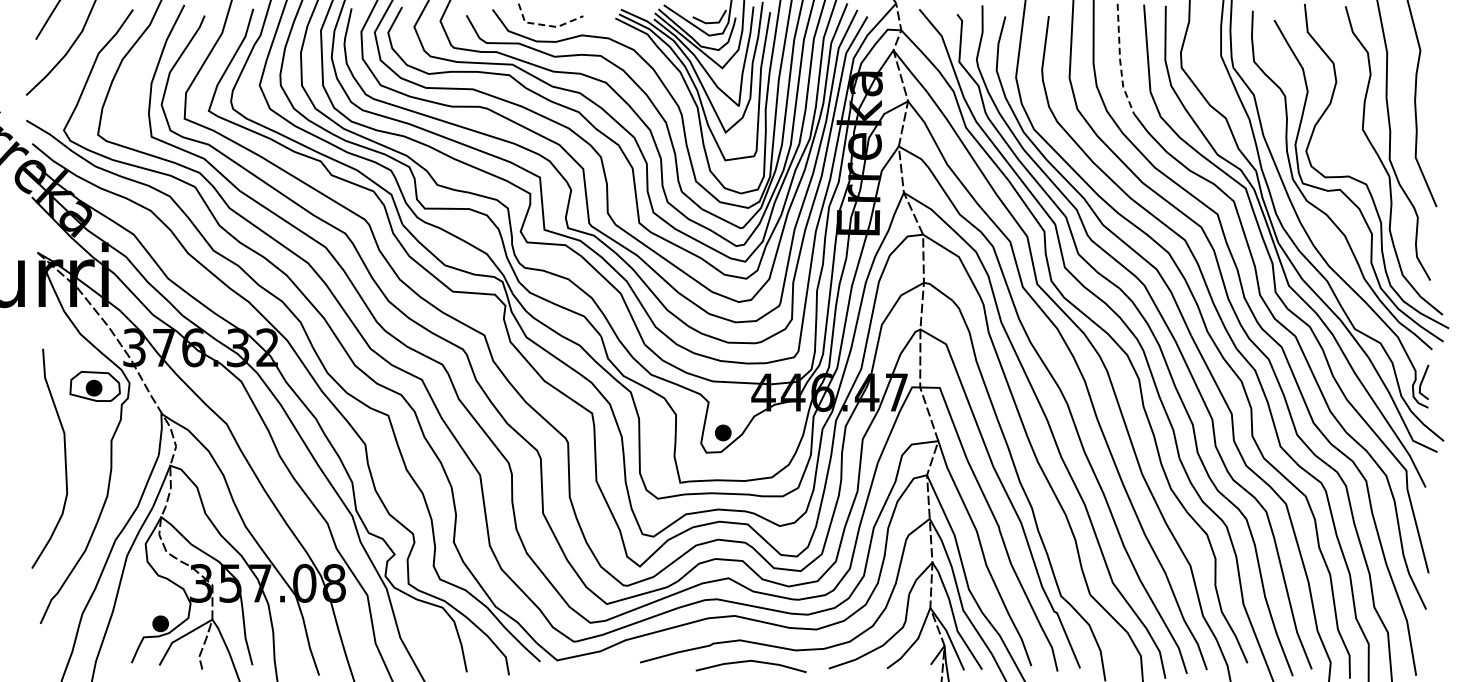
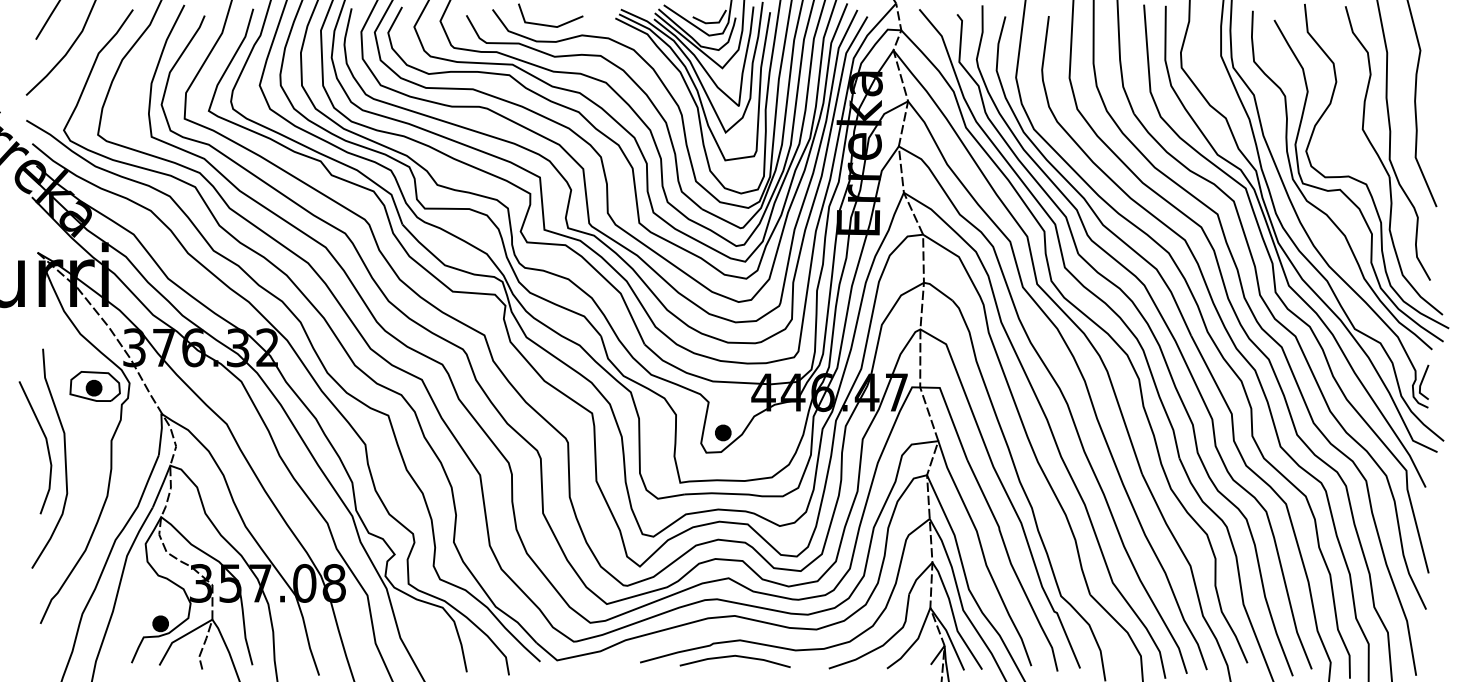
line: dashed -> solid (545, 25)
line: dashed -> solid (1120, 60)
line: none -> present (46, 446)
line position: (750, 661) -> (734, 656) (734, 656)
